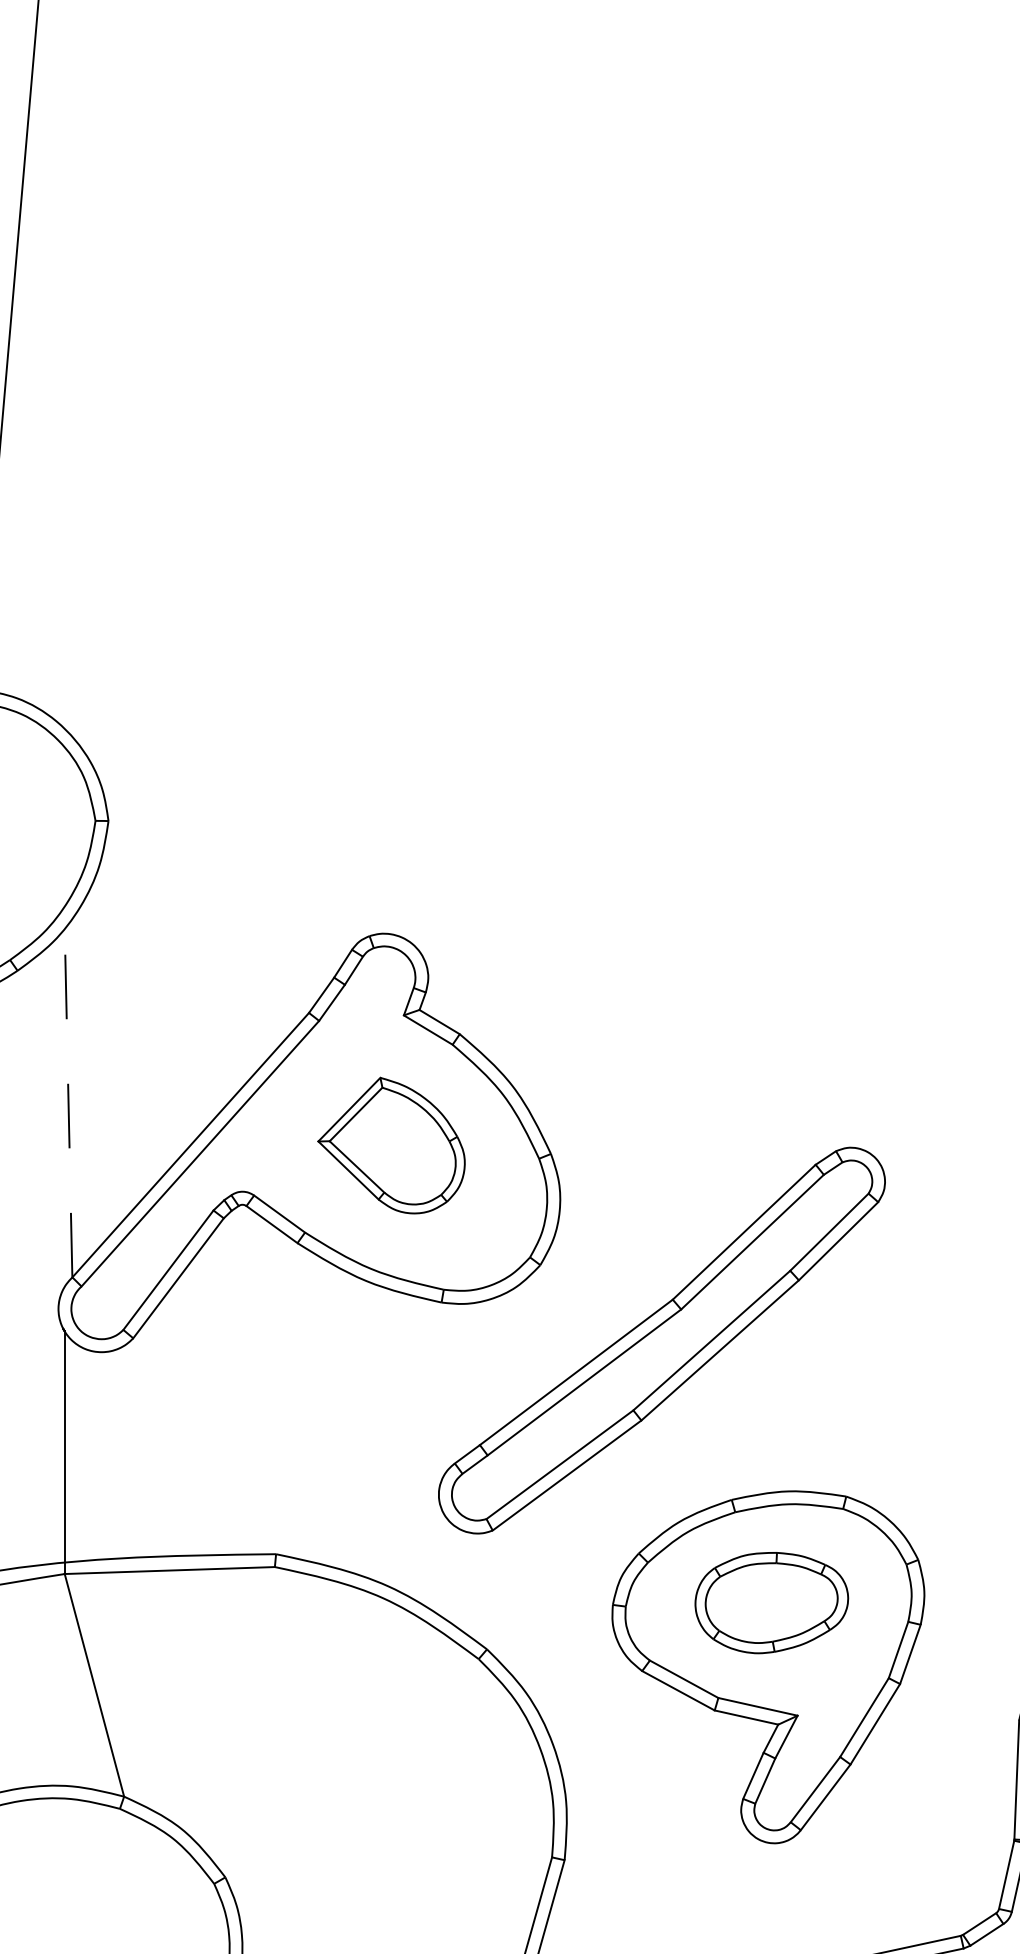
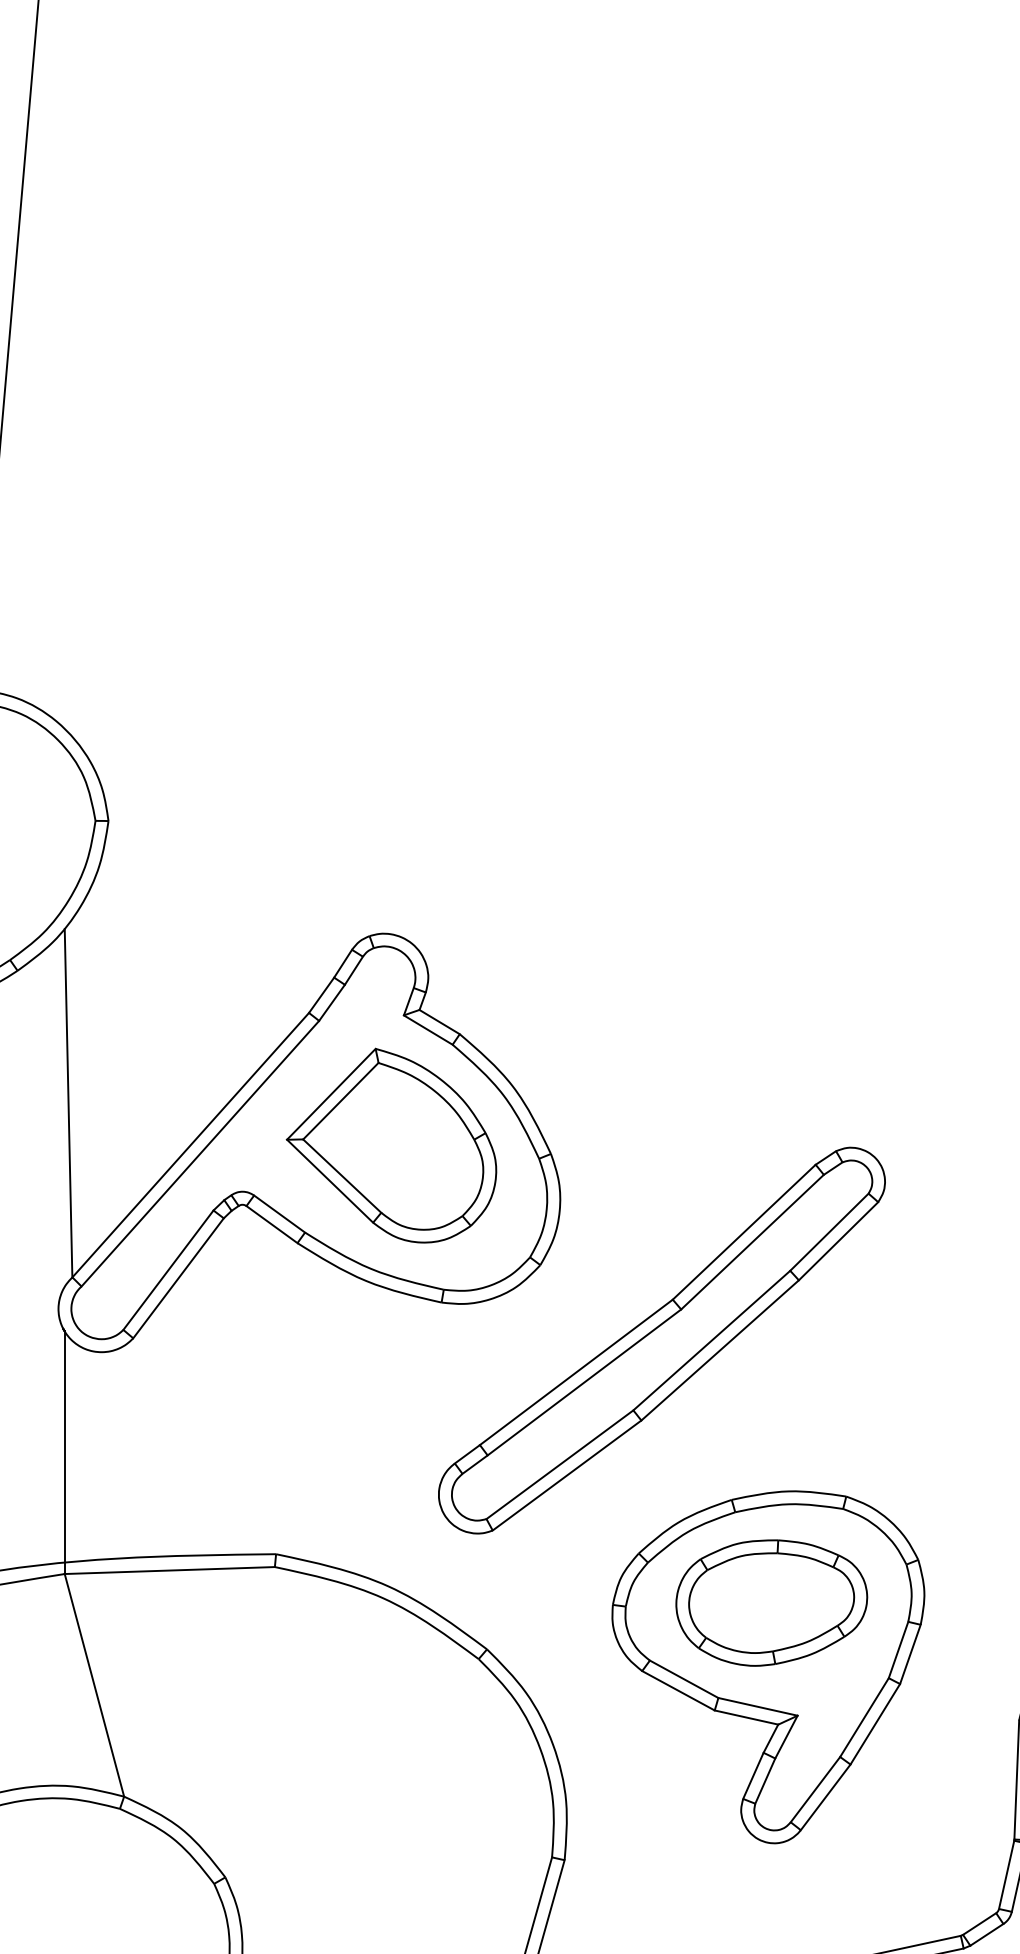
line: dashed -> solid (68, 1102)
part size: 149x139 px -> 213x197 px (391, 1145)
part size: 156x103 px -> 194x128 px (771, 1602)
